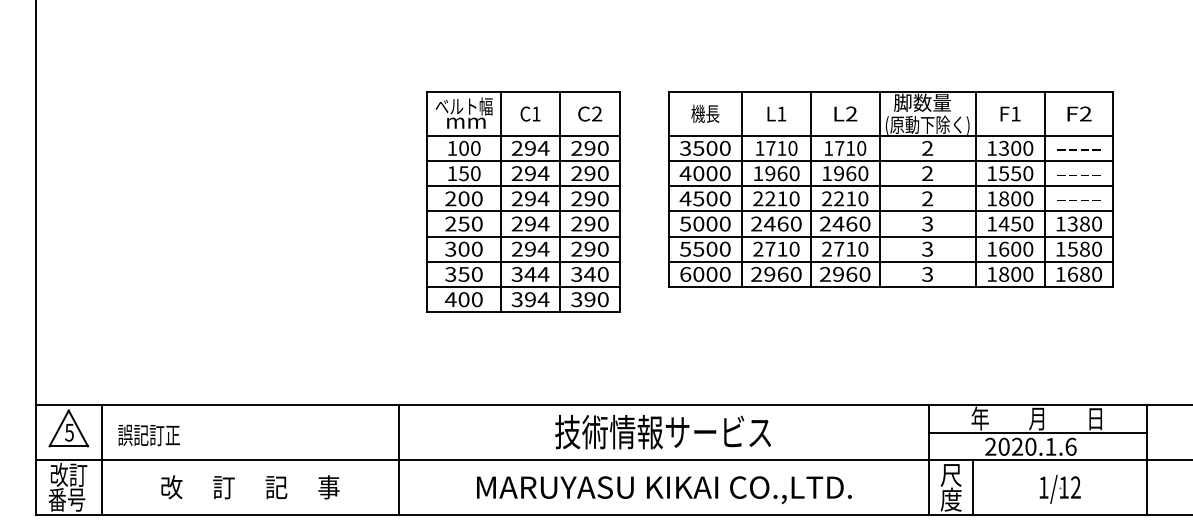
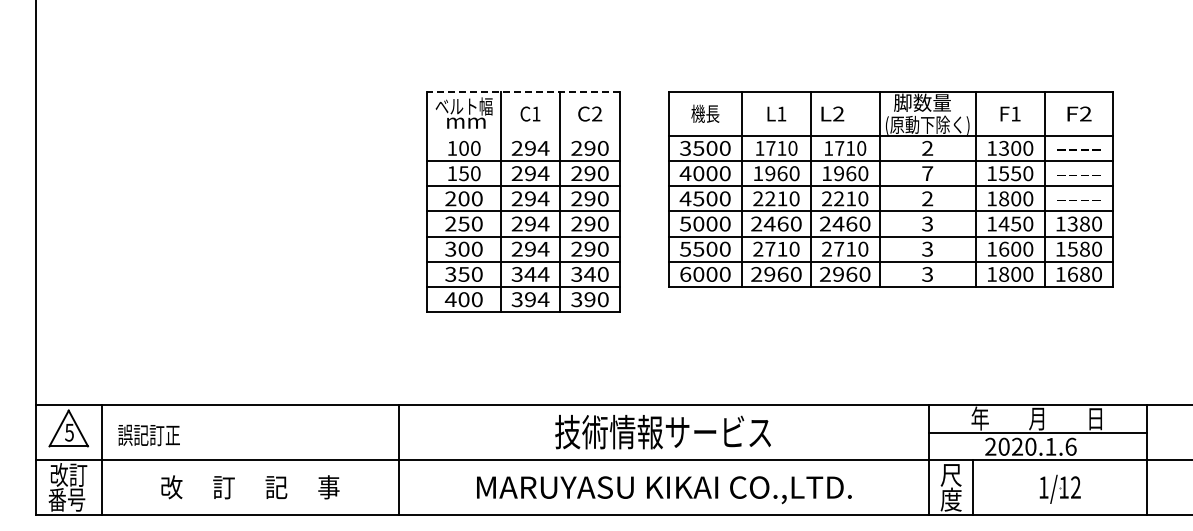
line: solid -> dashed (523, 92)
text position: (845, 113) -> (832, 113) (832, 113)
line: present -> none (523, 135)
text: 2 -> 7 (927, 173)
